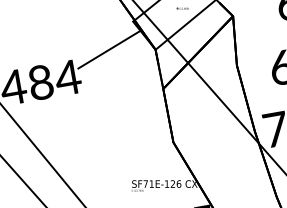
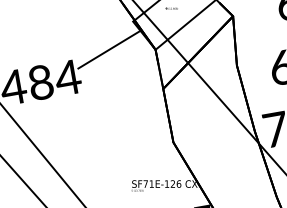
line position: (182, 8) -> (171, 8) (171, 8)
